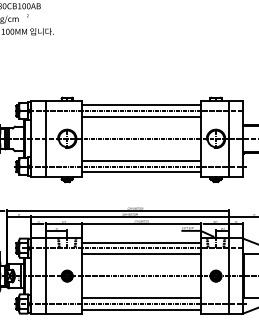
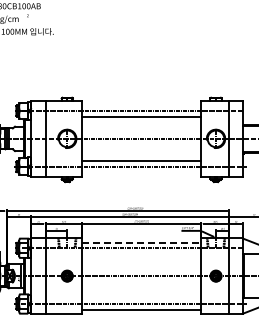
line: present -> none (141, 105)
line: present -> none (141, 172)
line: solid -> dashed (141, 242)
line: present -> none (141, 253)
line: present -> none (141, 298)
